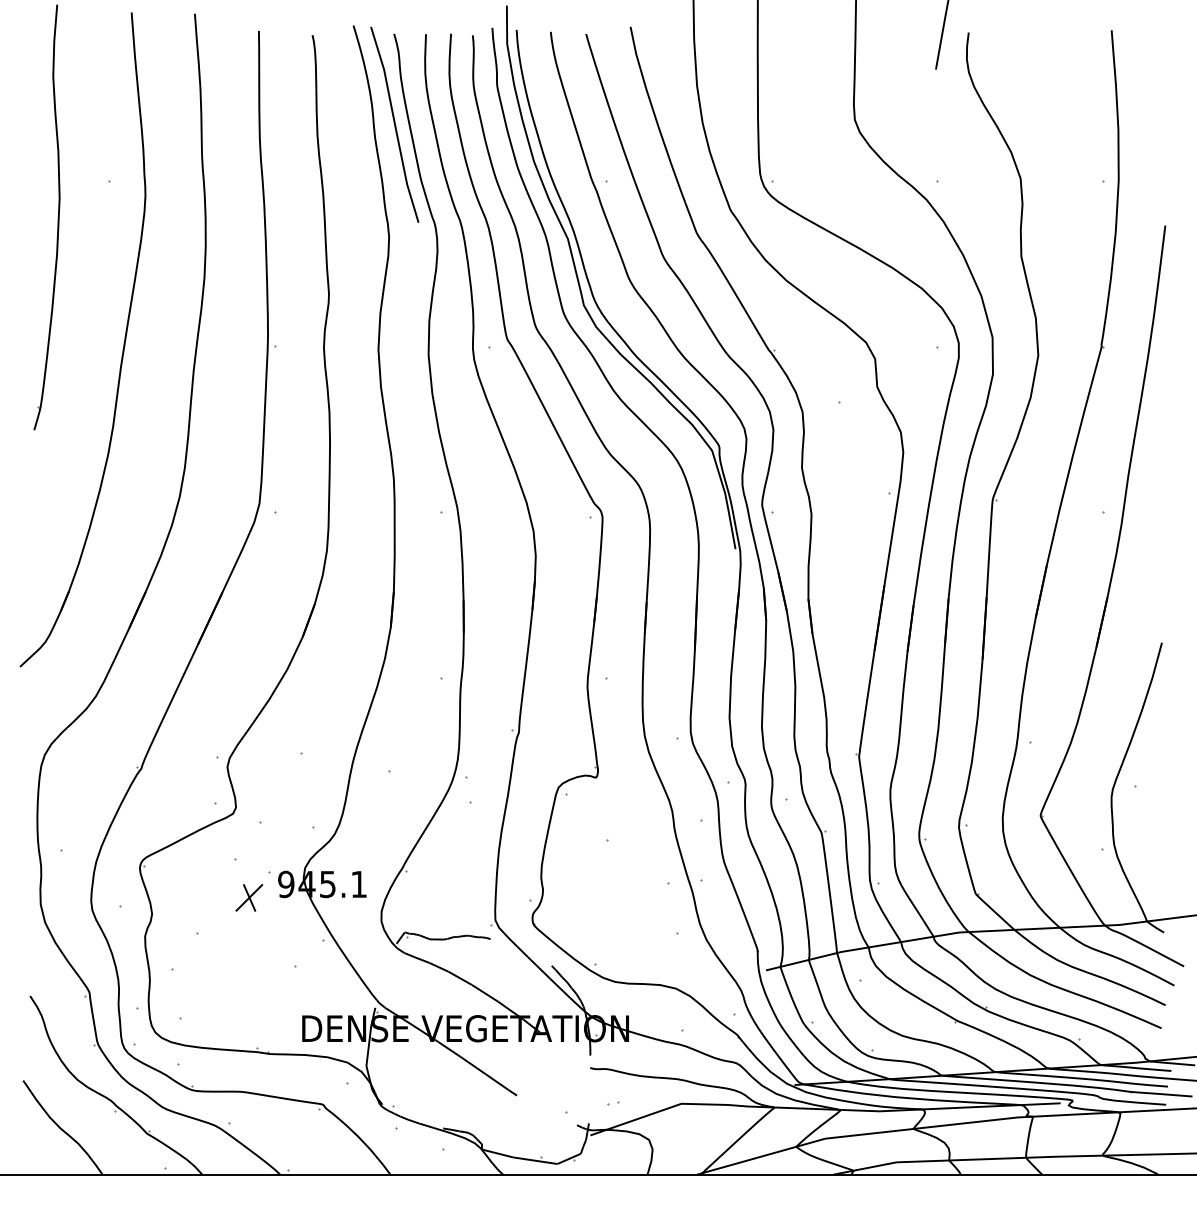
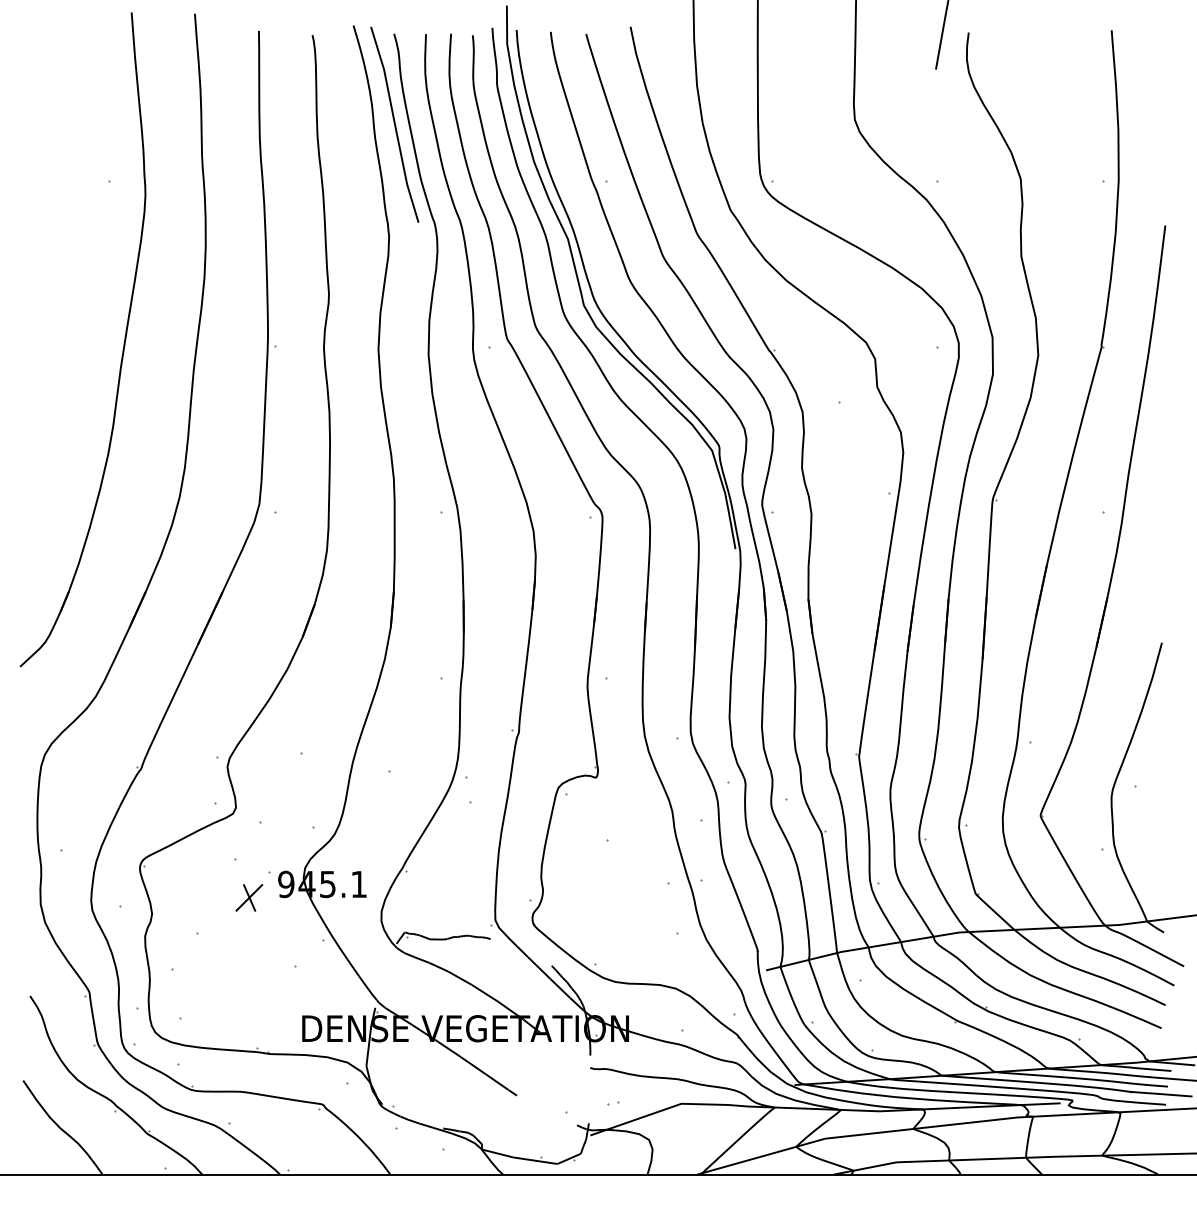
part: present -> none (57, 217)
